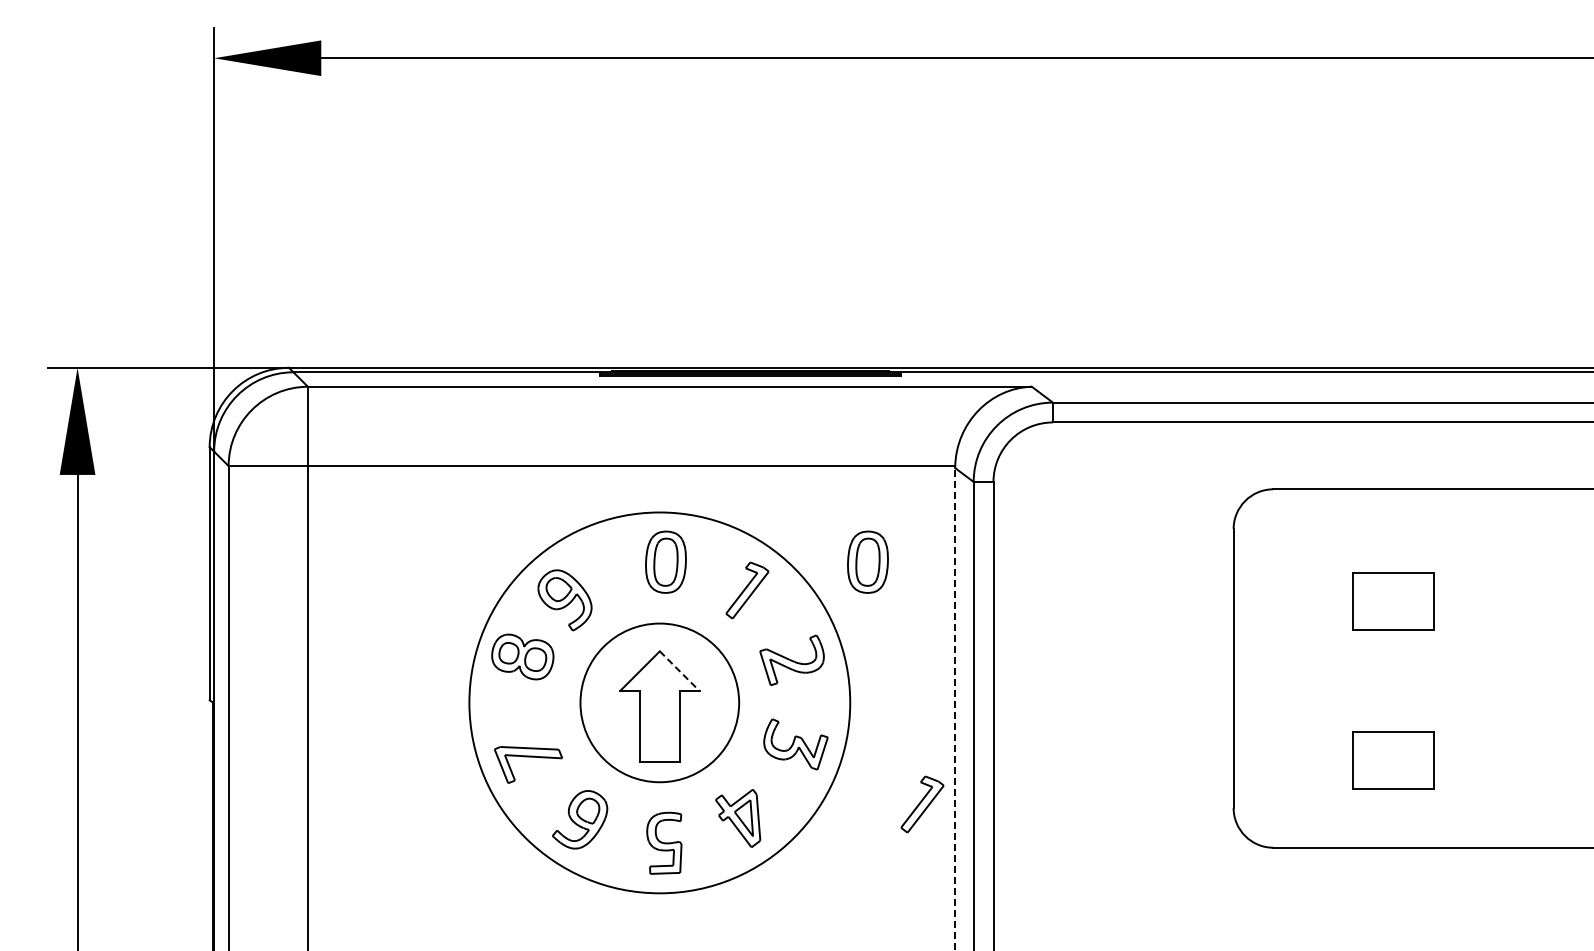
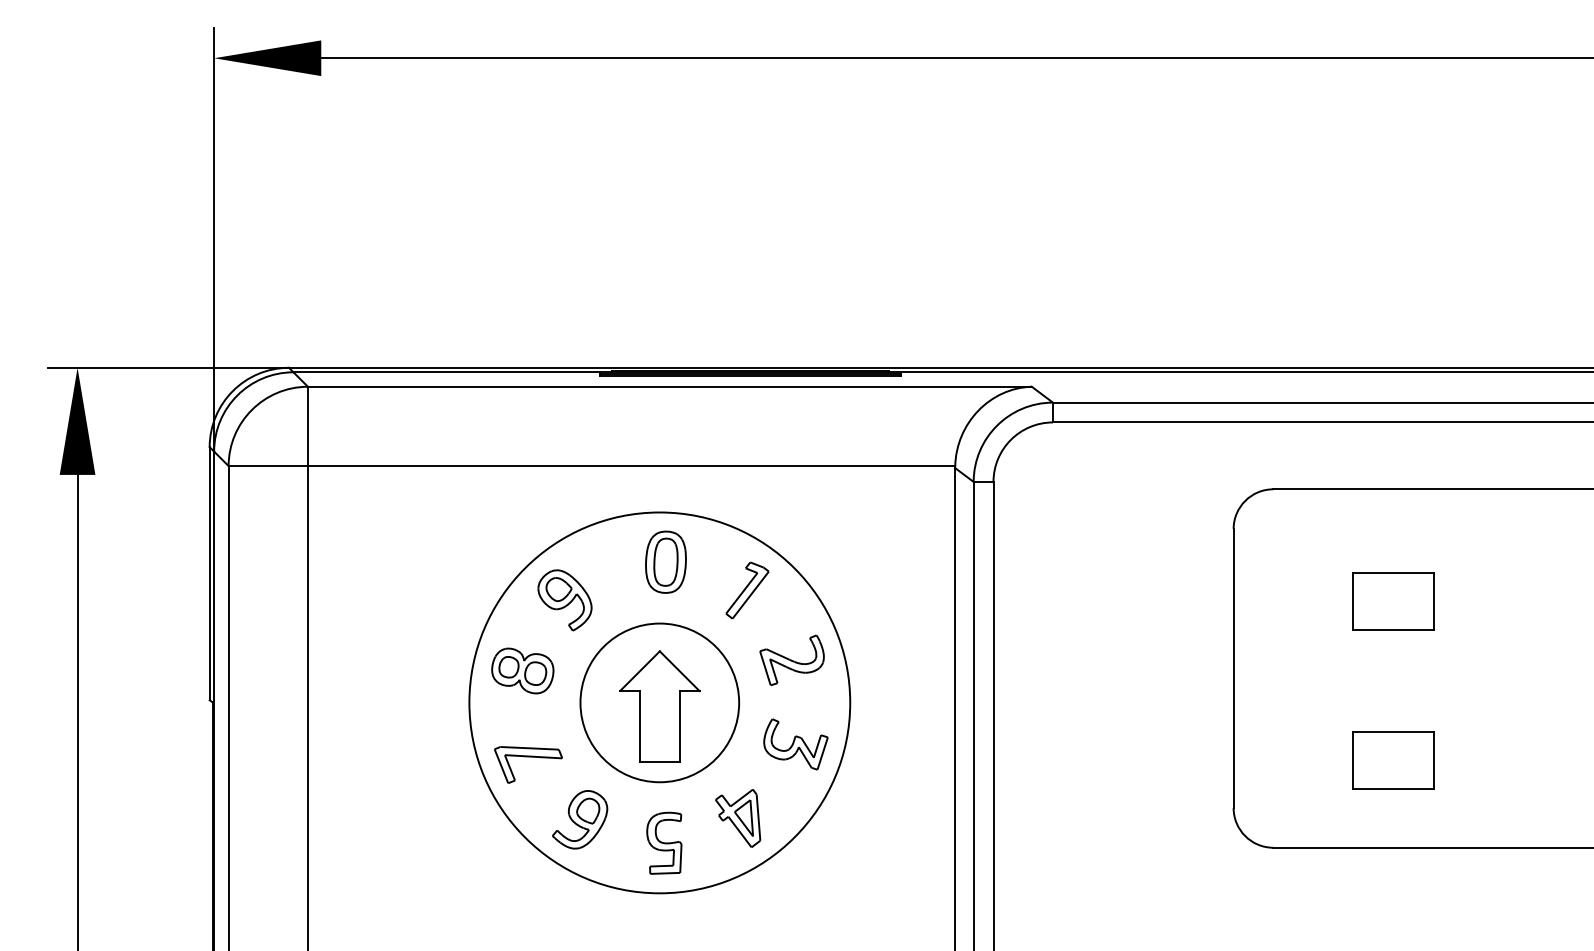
part: present -> none (867, 561)
part position: (522, 656) -> (522, 670) (522, 670)
line: dashed -> solid (680, 671)
line: dashed -> solid (955, 709)
part: present -> none (922, 804)
